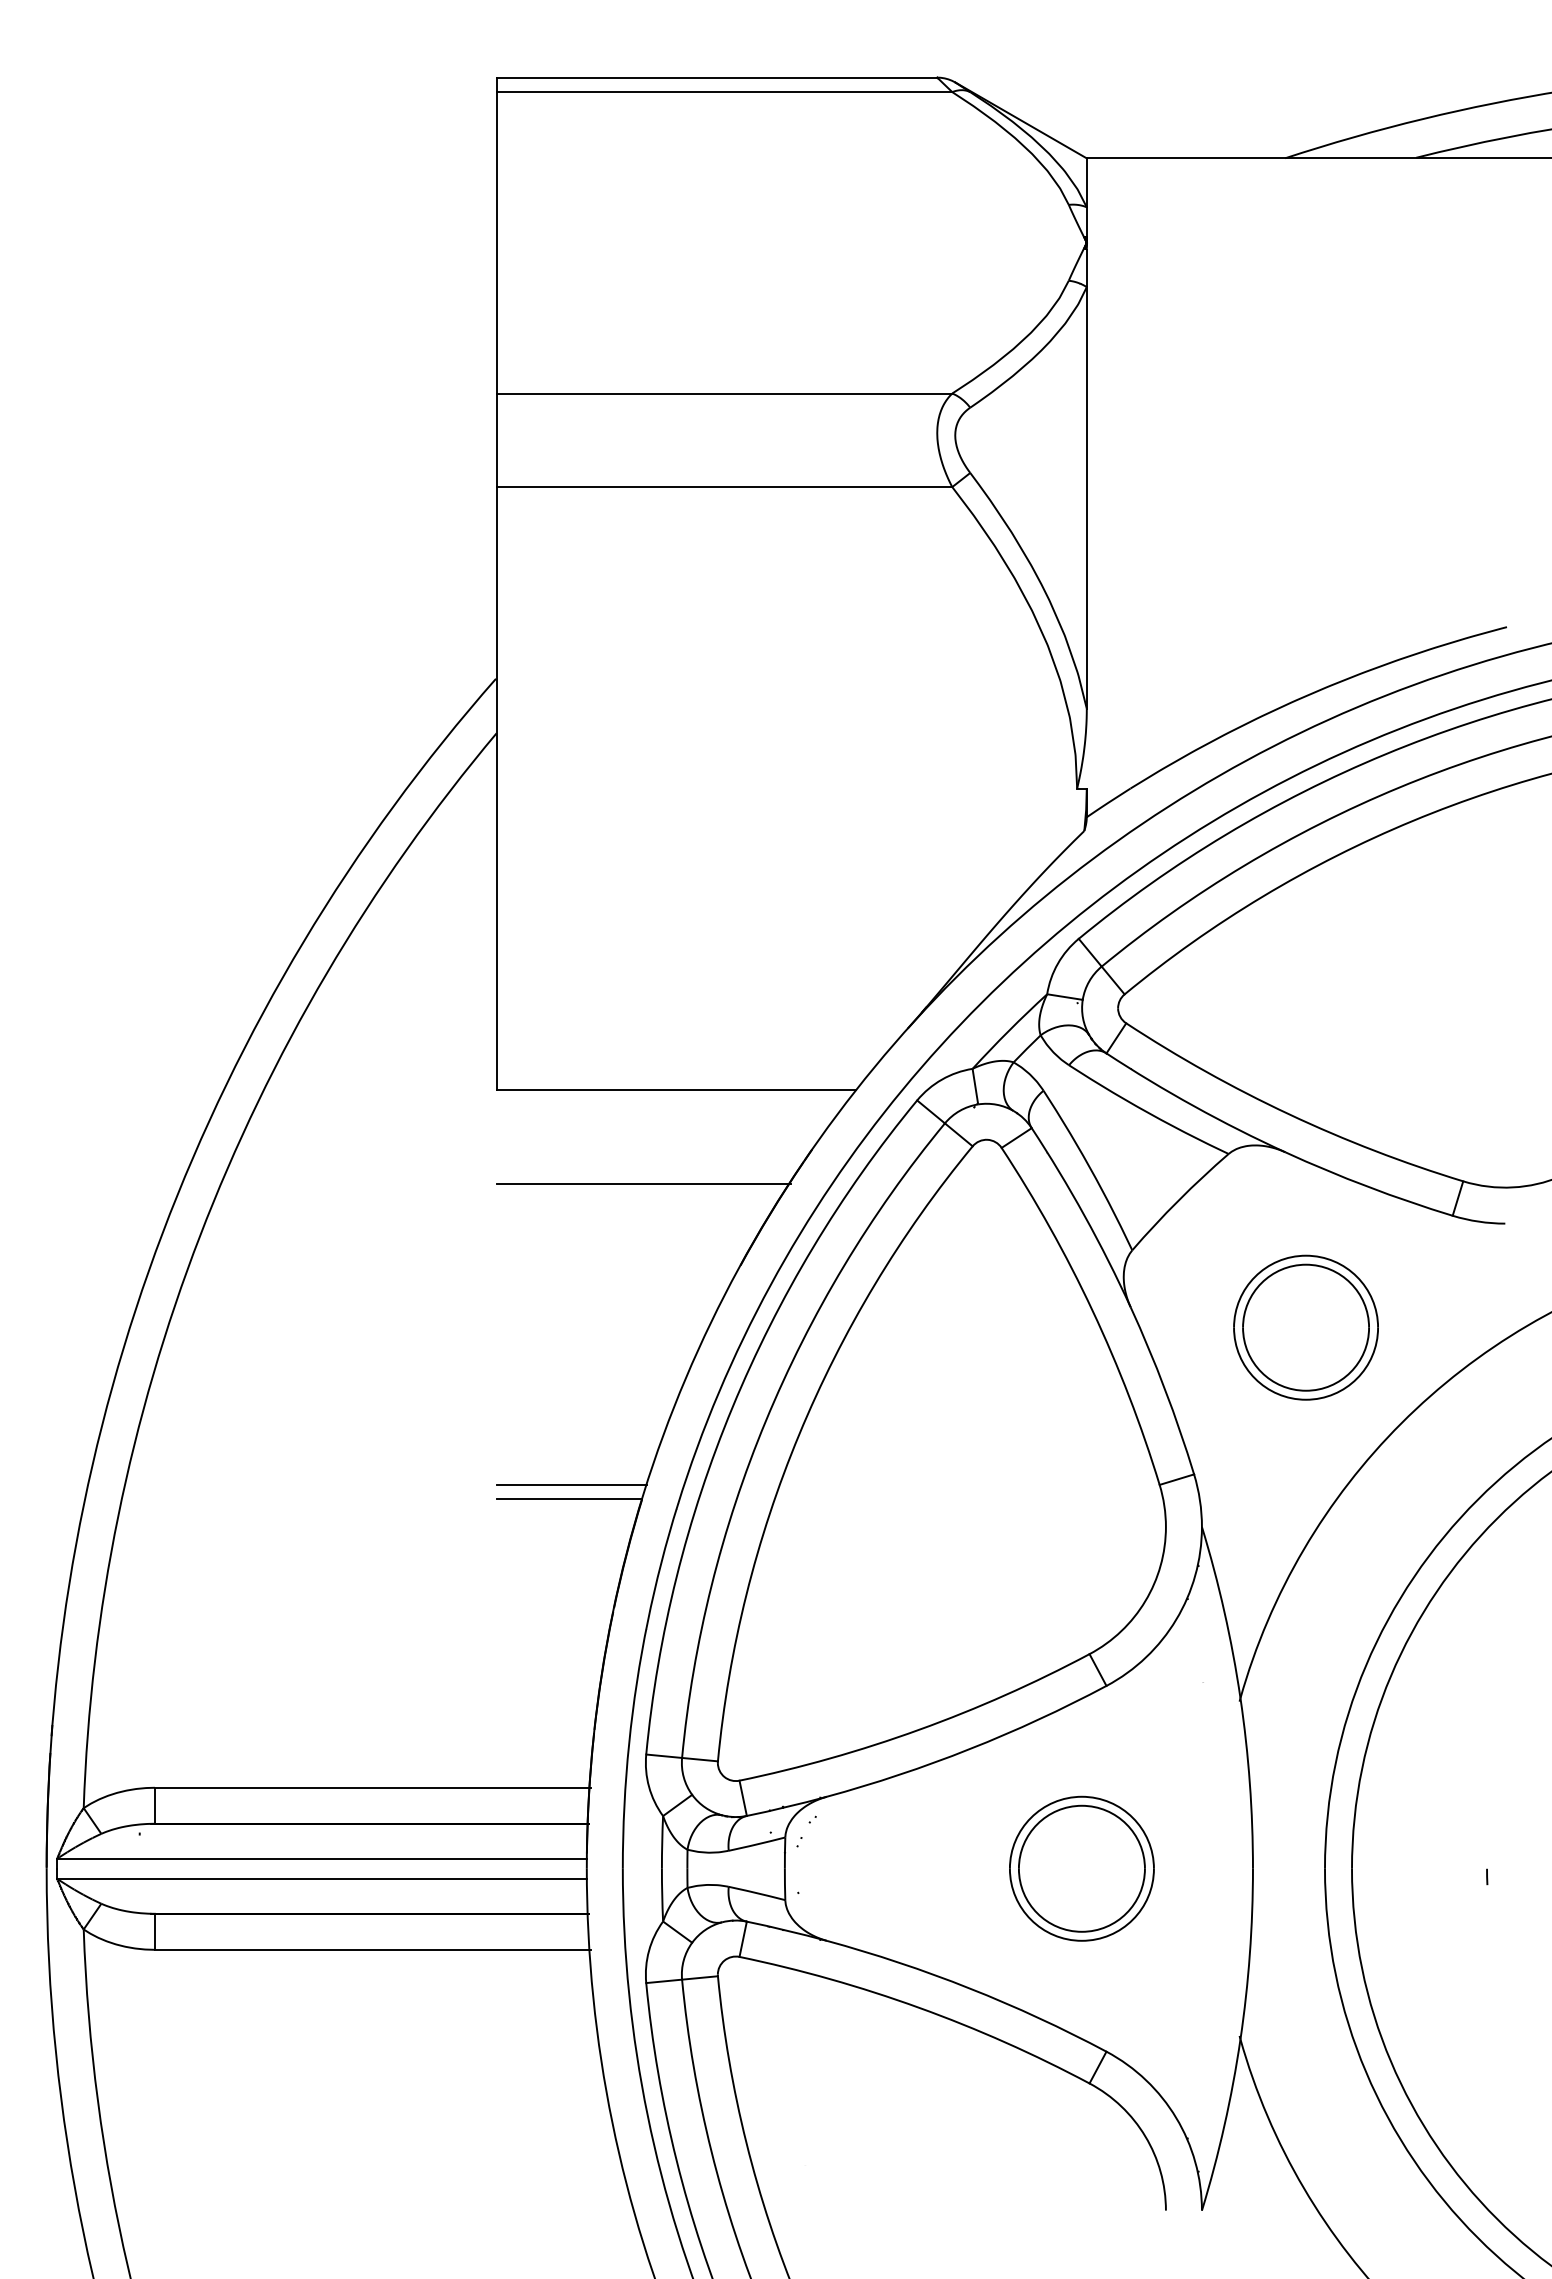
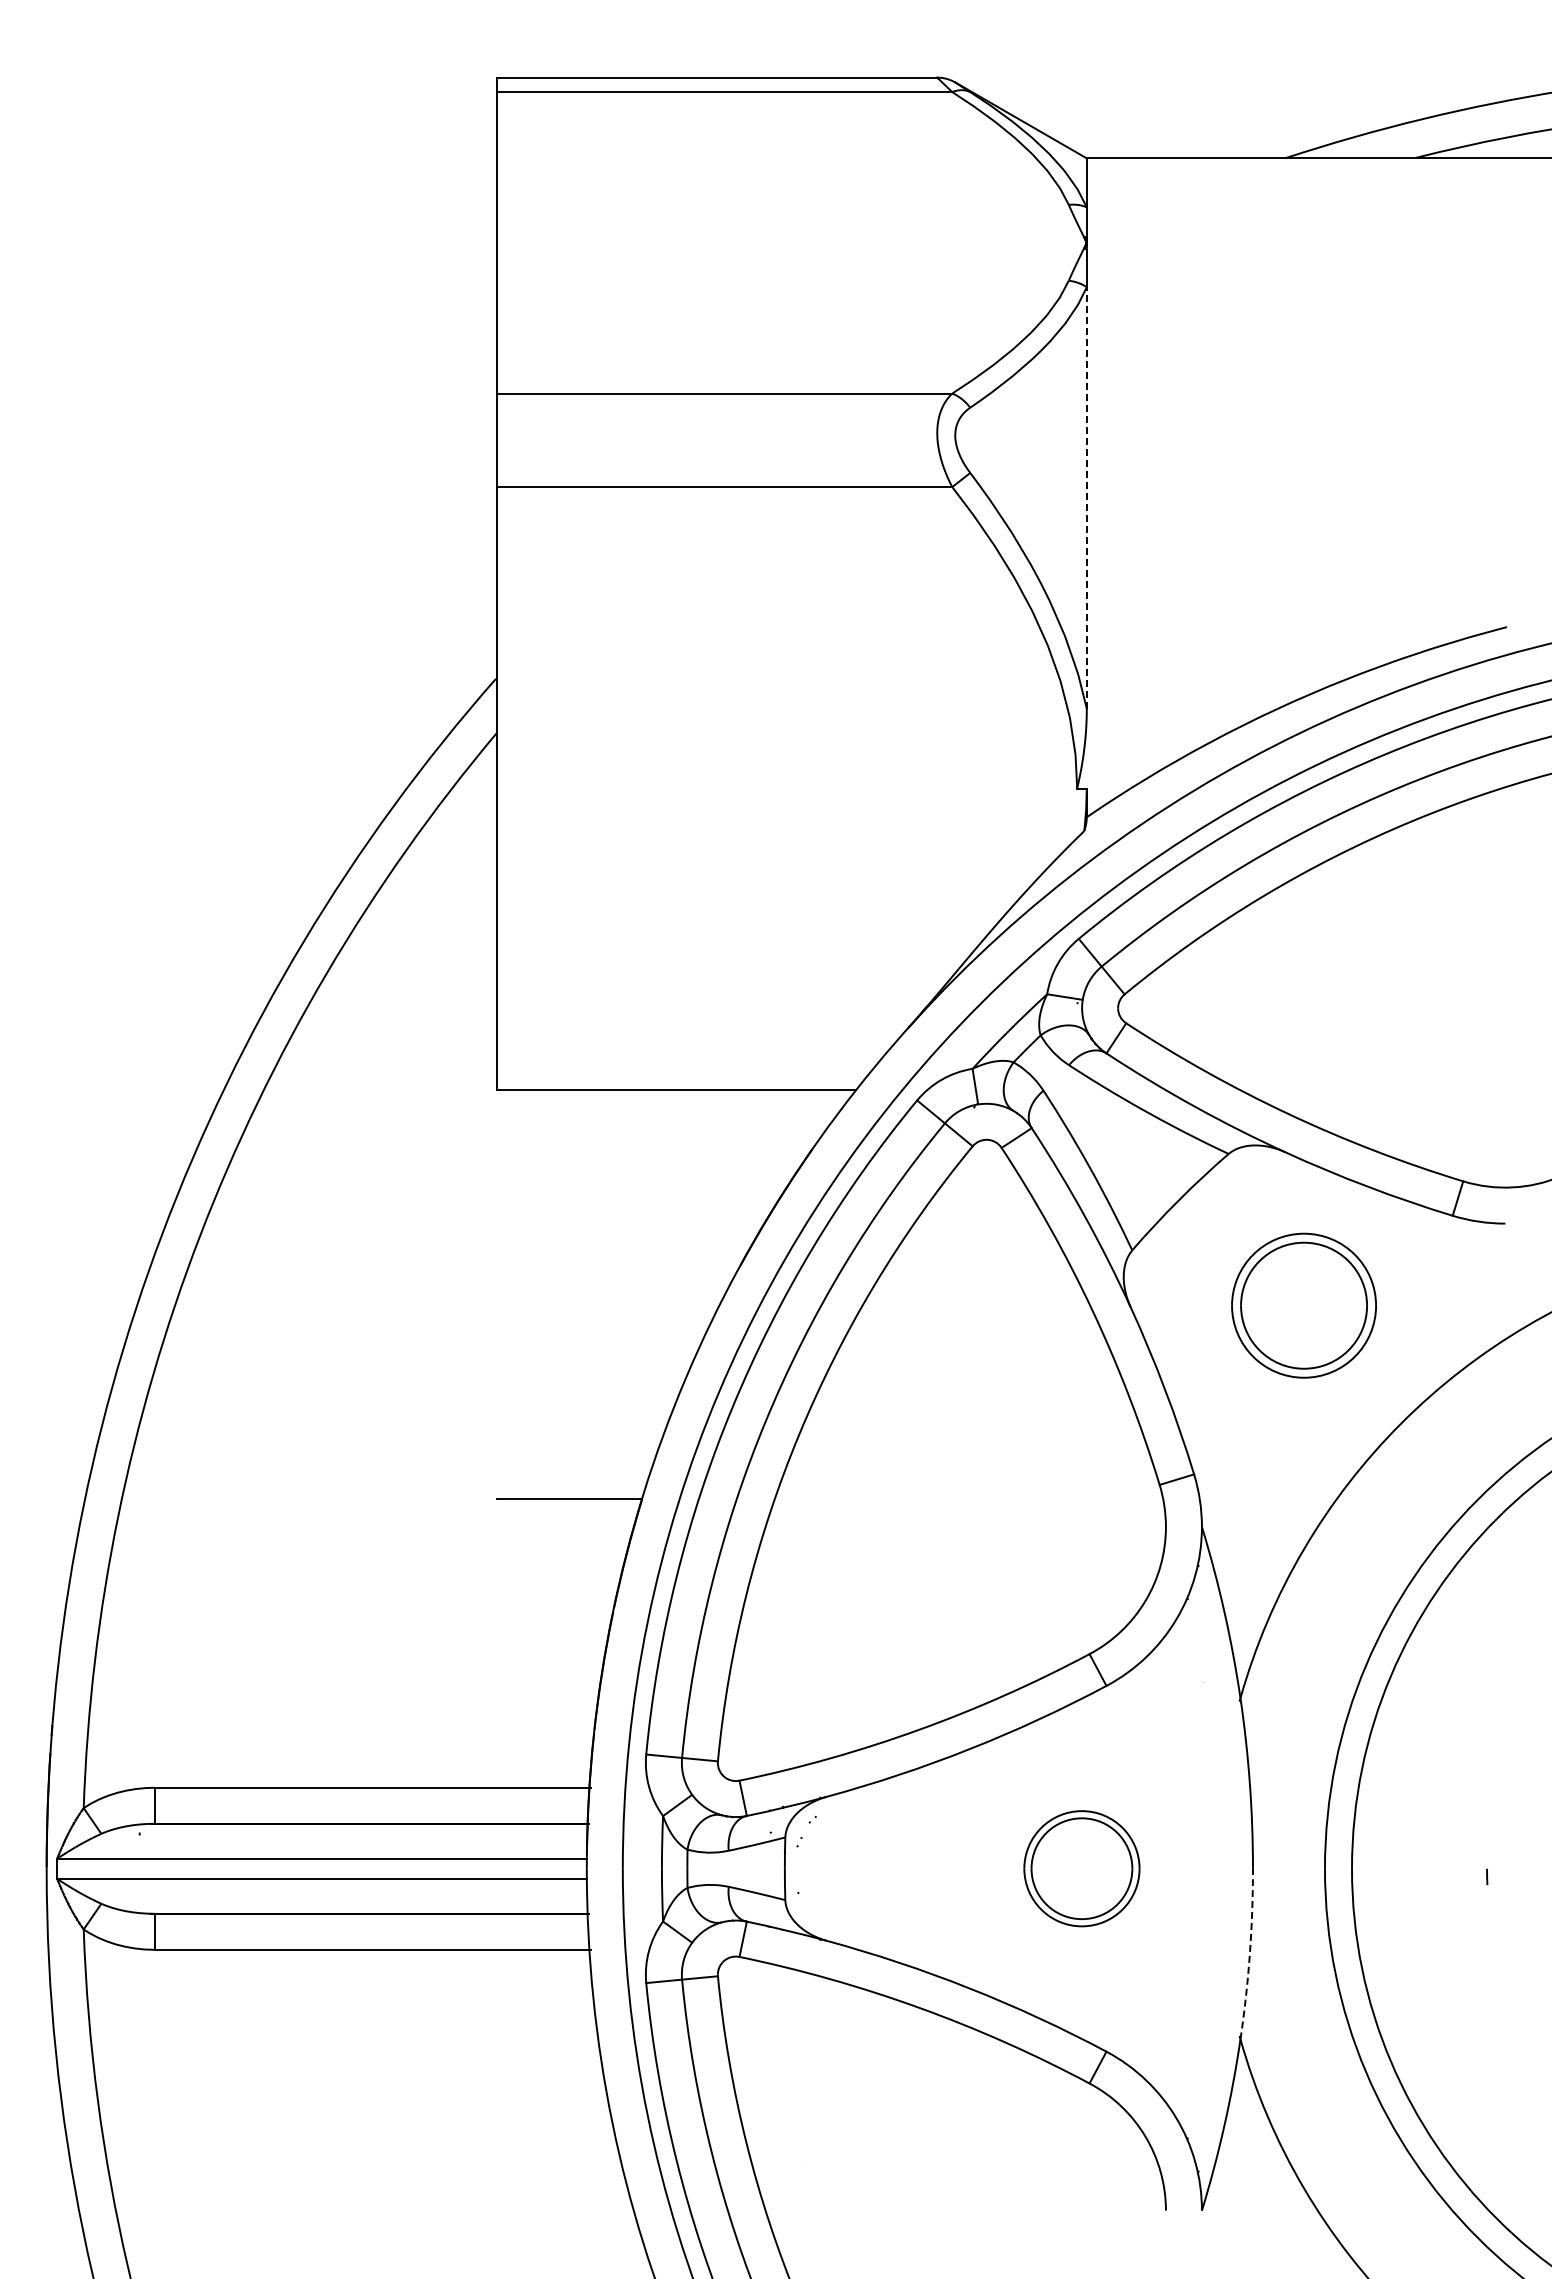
line: solid -> dashed (1086, 497)
line: present -> none (643, 1183)
part position: (1305, 1327) -> (1303, 1305) (1303, 1305)
line: present -> none (571, 1484)
part size: 146x147 px -> 118x118 px (1081, 1868)
arc: solid -> dashed (1249, 1954)
